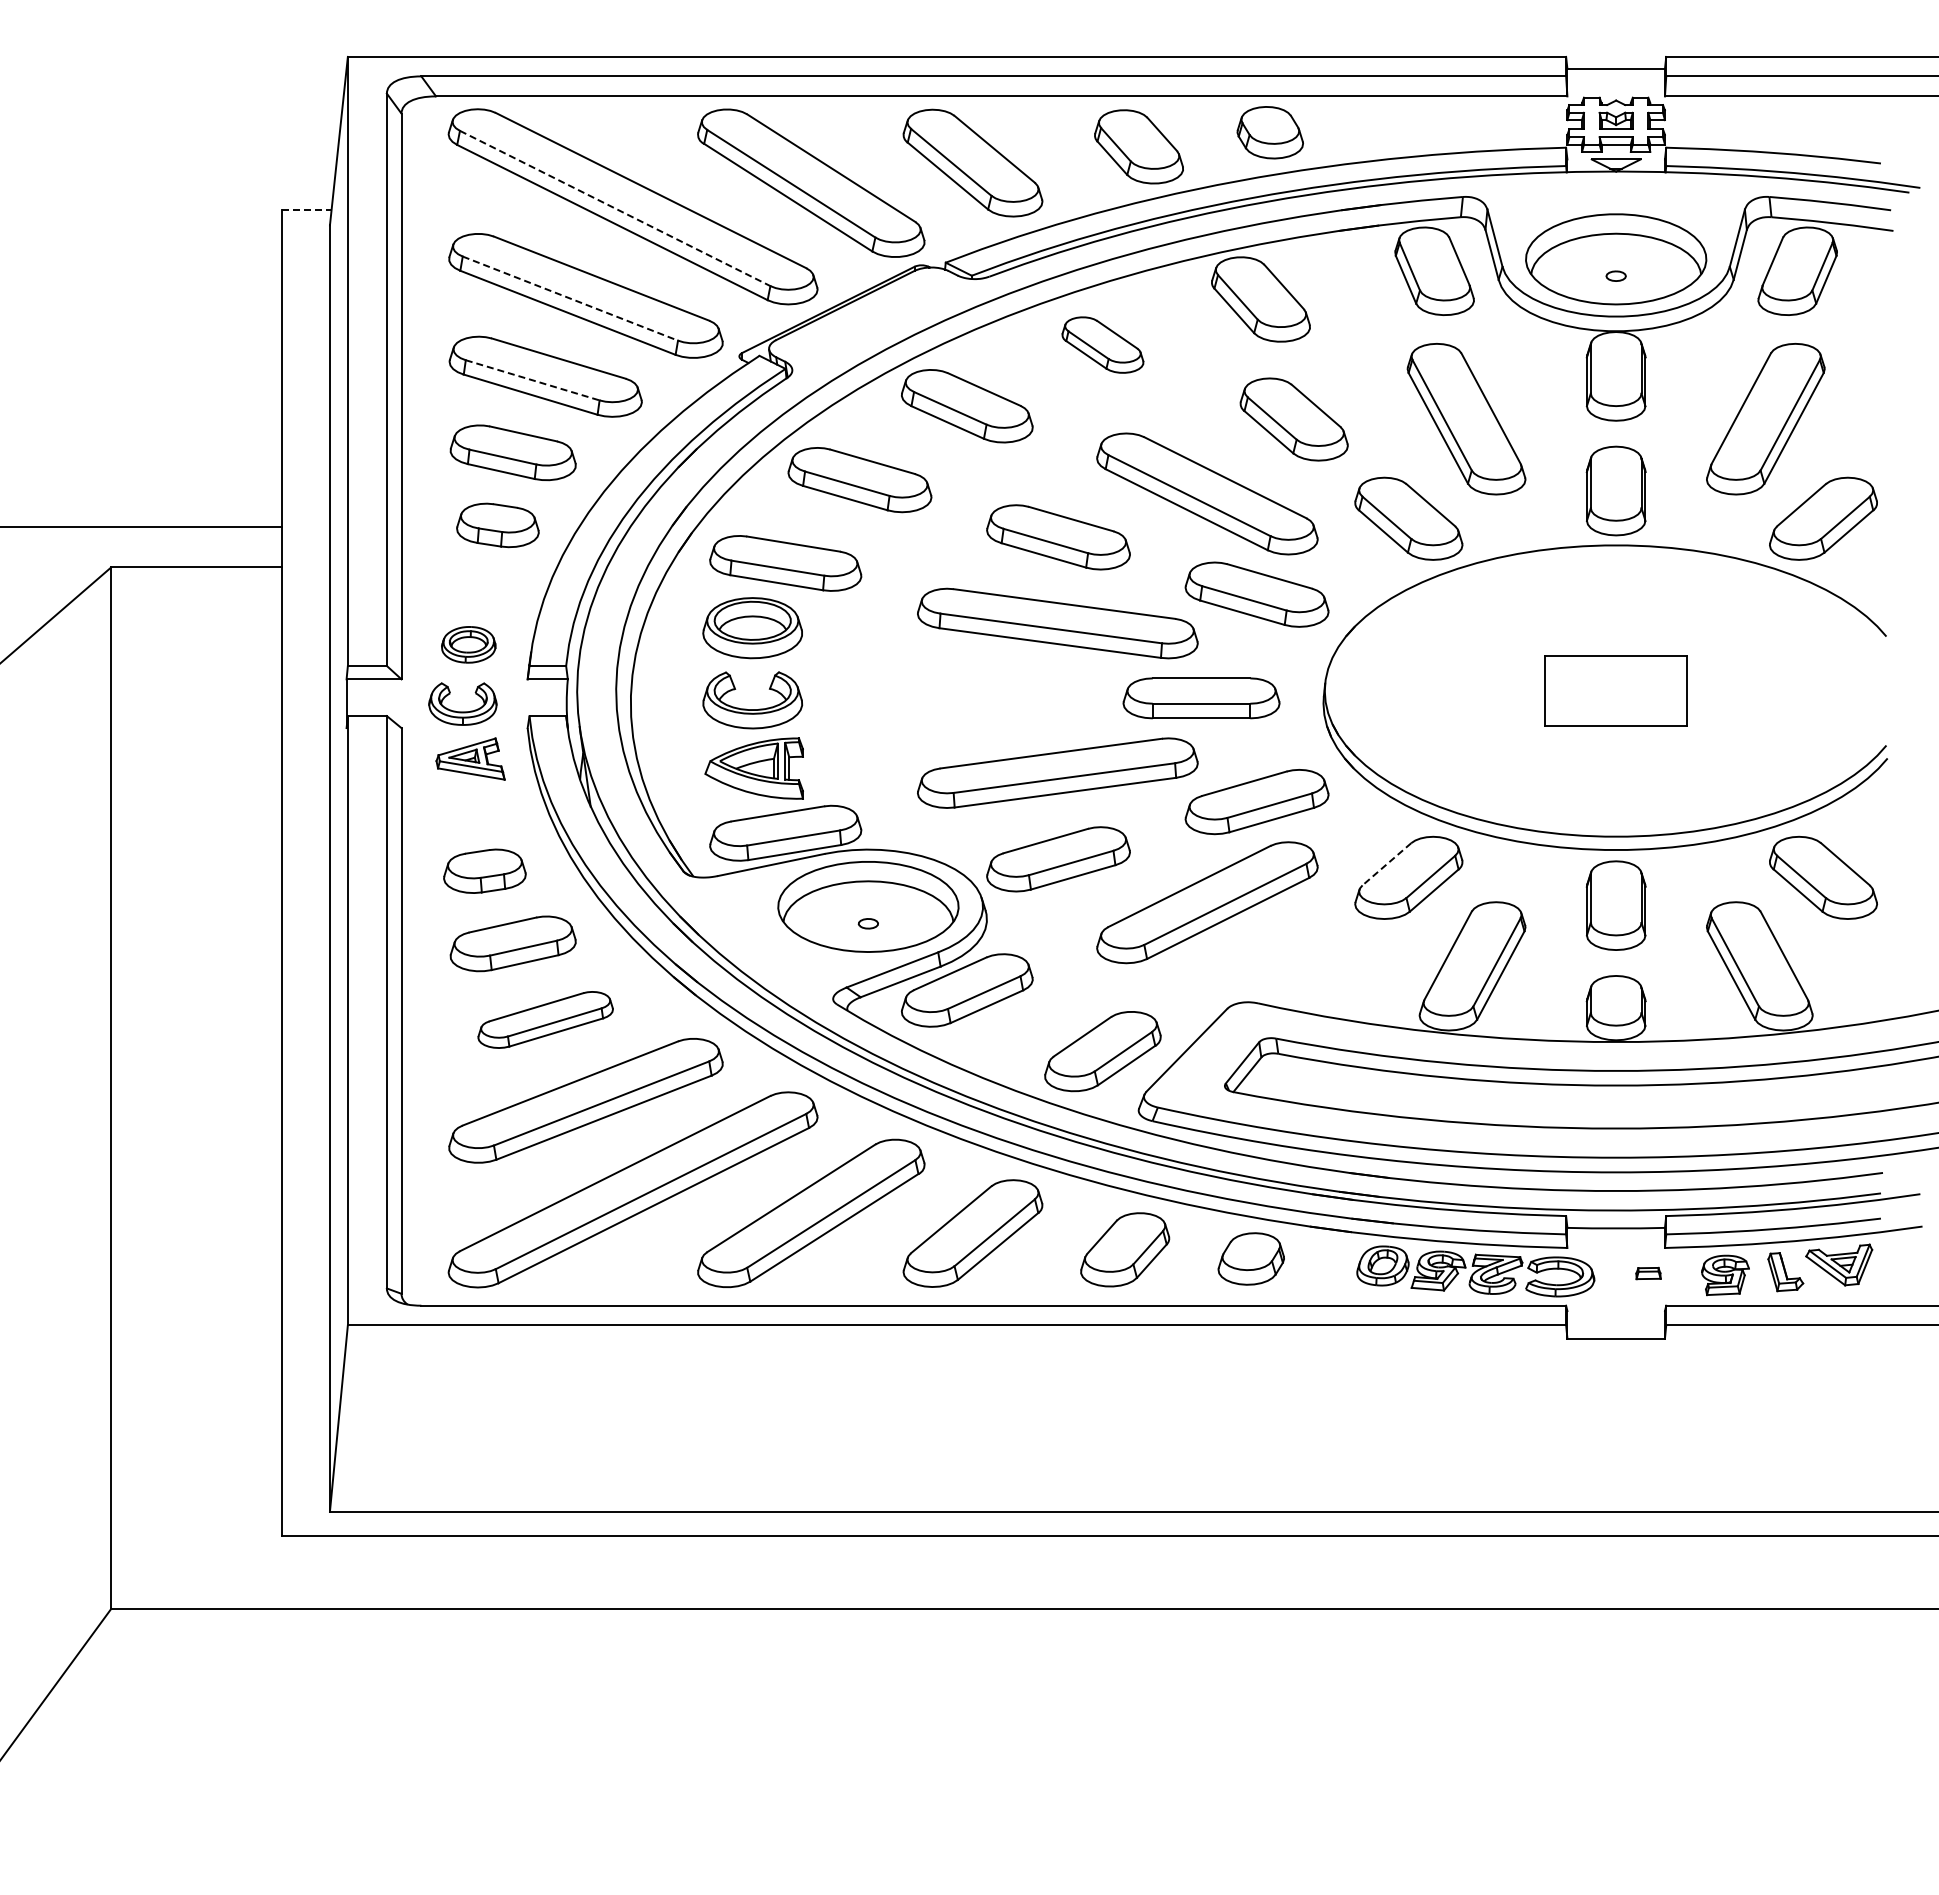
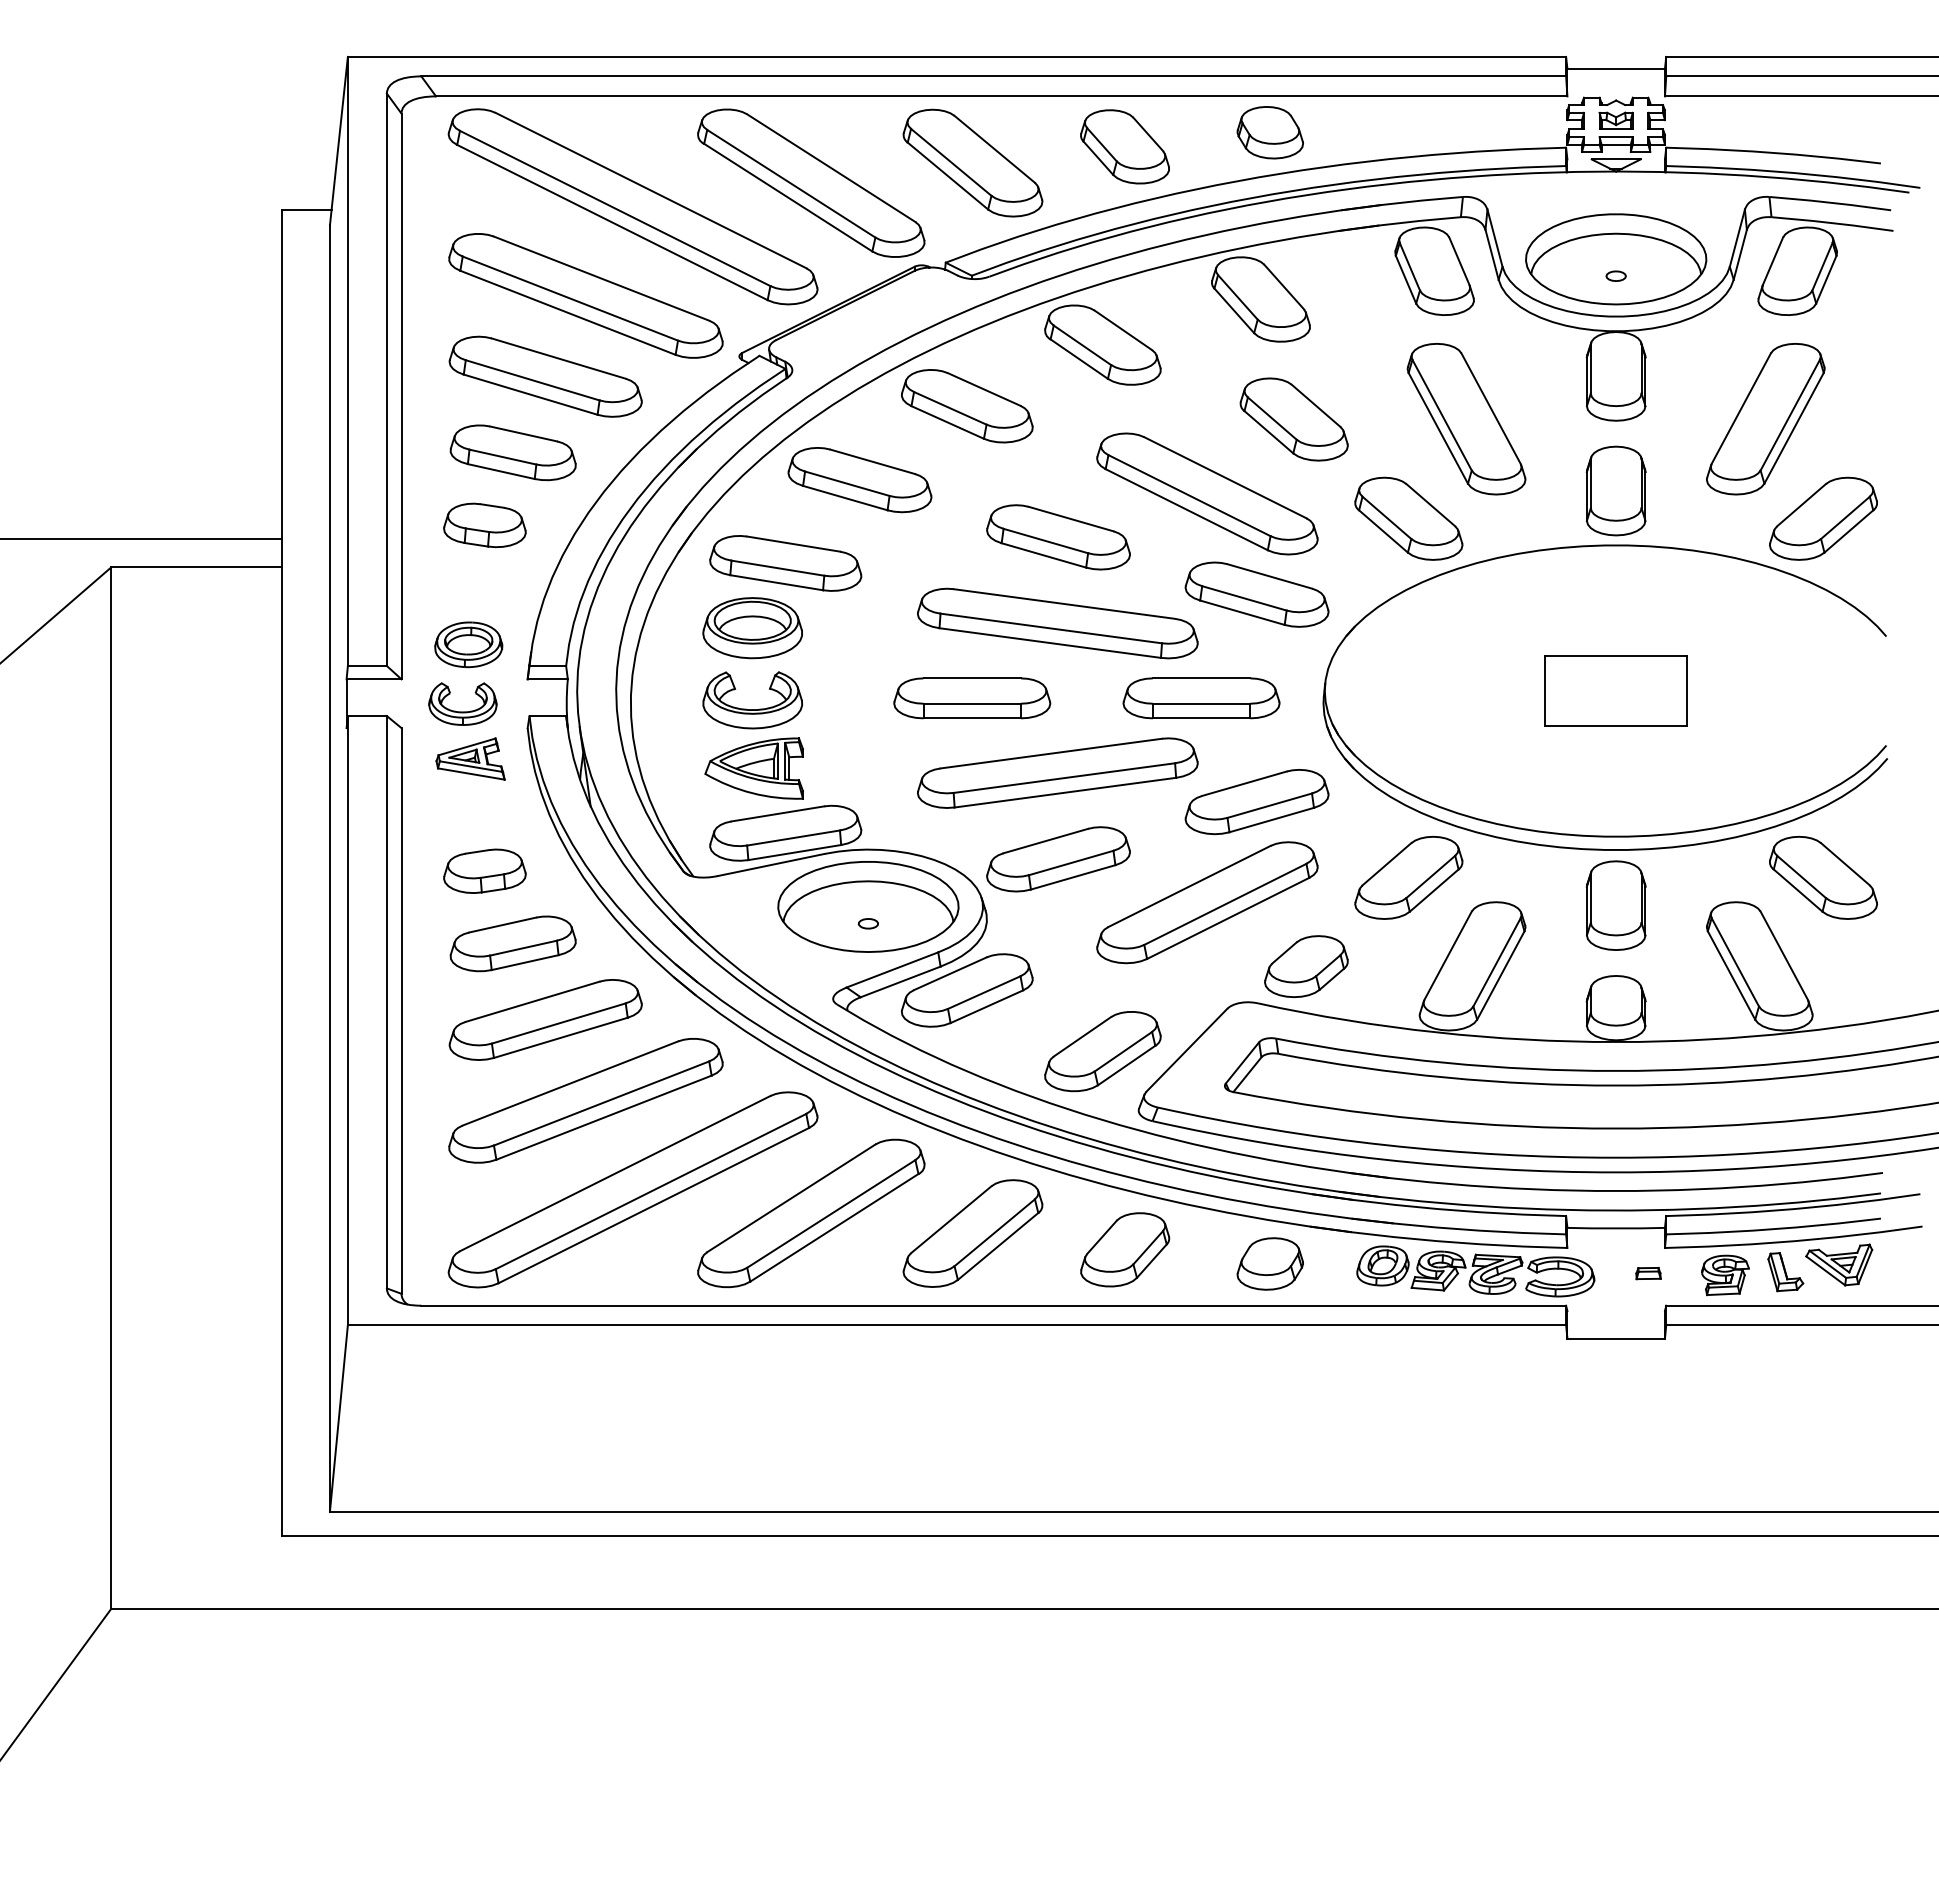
part position: (1138, 146) -> (1124, 146) (1124, 146)
line: dashed -> solid (615, 208)
line: dashed -> solid (306, 209)
line: dashed -> solid (570, 298)
part size: 84x58 px -> 118x82 px (1102, 344)
line: dashed -> solid (532, 380)
part position: (497, 525) -> (484, 525) (484, 525)
line position: (142, 527) -> (142, 539) (142, 539)
part size: 56x38 px -> 70x48 px (468, 644)
part: none -> present (972, 698)
line: dashed -> solid (1386, 864)
part: none -> present (1306, 966)
part size: 137x58 px -> 195x82 px (545, 1019)
part position: (1250, 1258) -> (1269, 1263) (1269, 1263)
